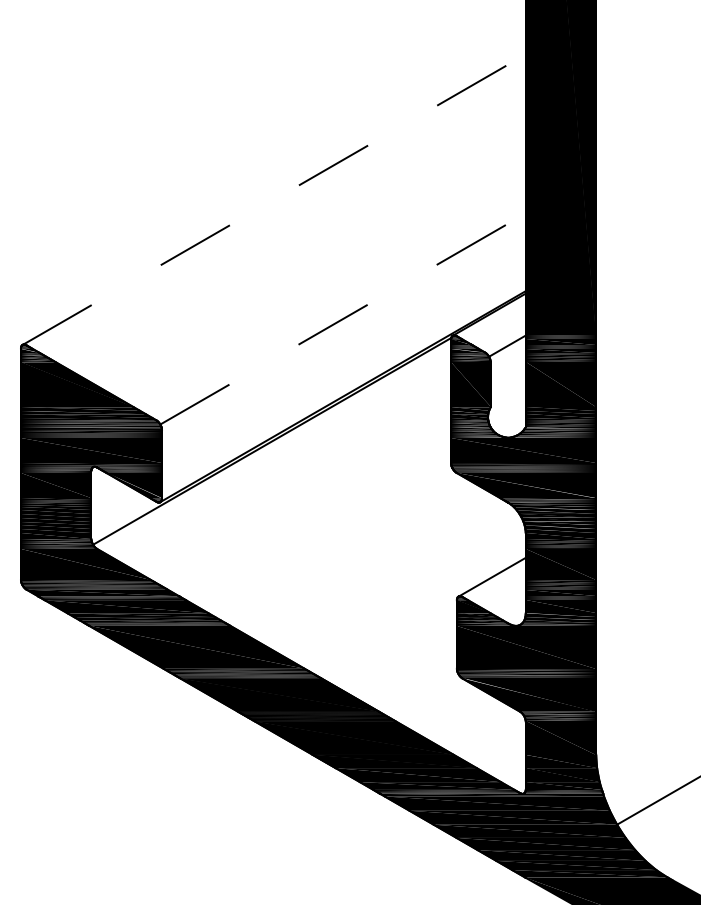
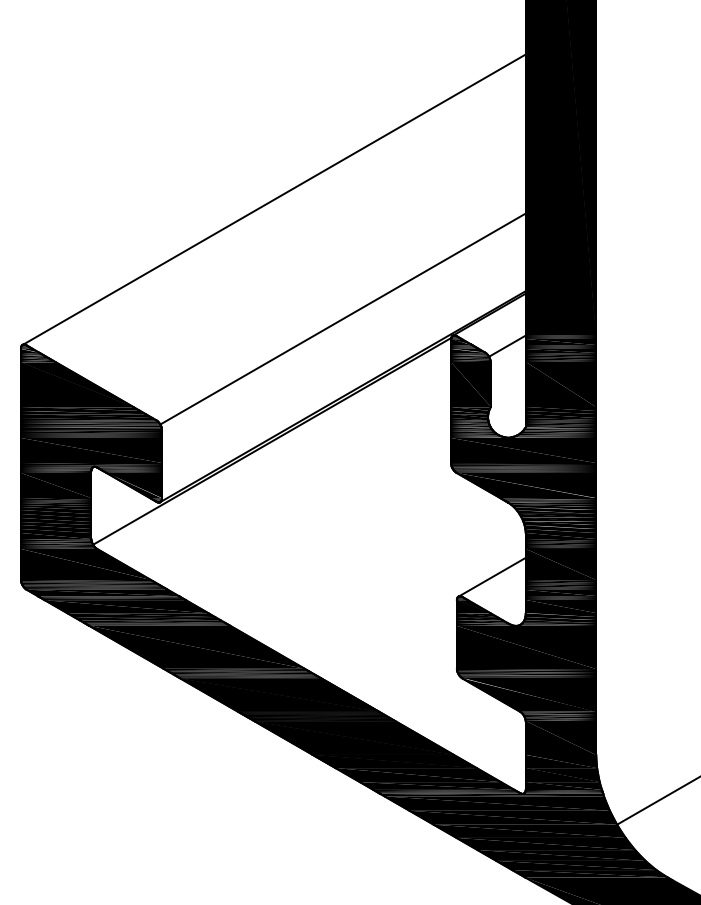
line: dashed -> solid (274, 199)
line: dashed -> solid (343, 319)
